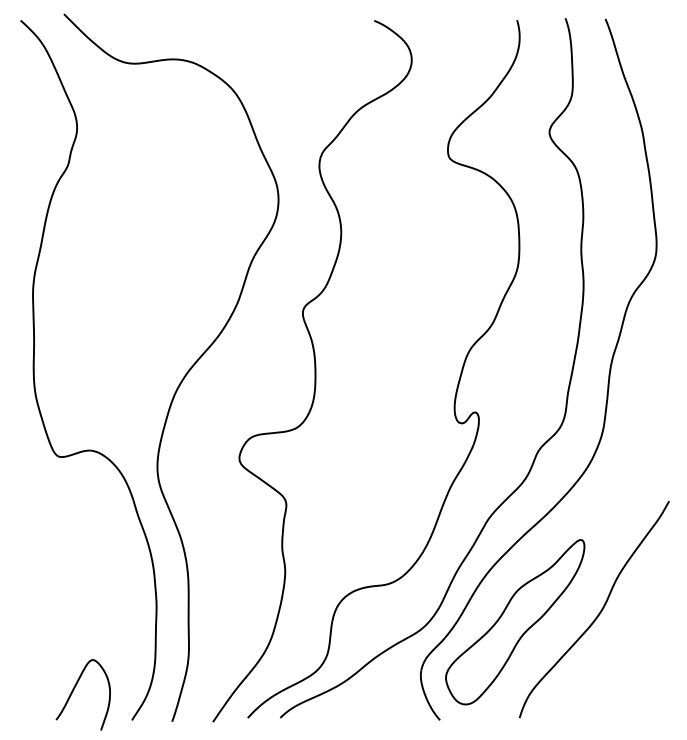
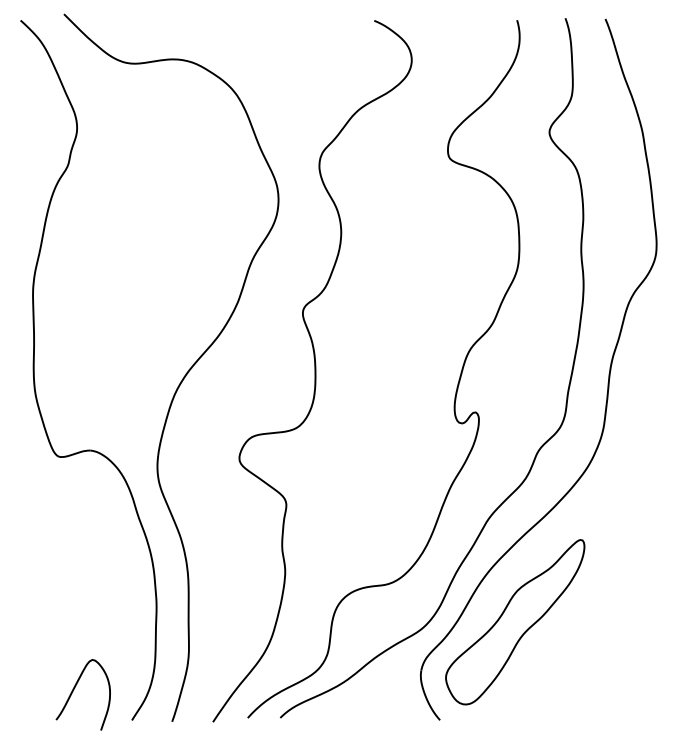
curve: present -> none (598, 613)
